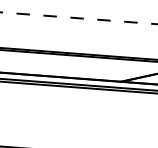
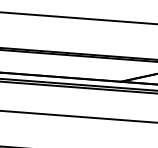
line: dashed -> solid (79, 18)
line: none -> present (78, 116)
